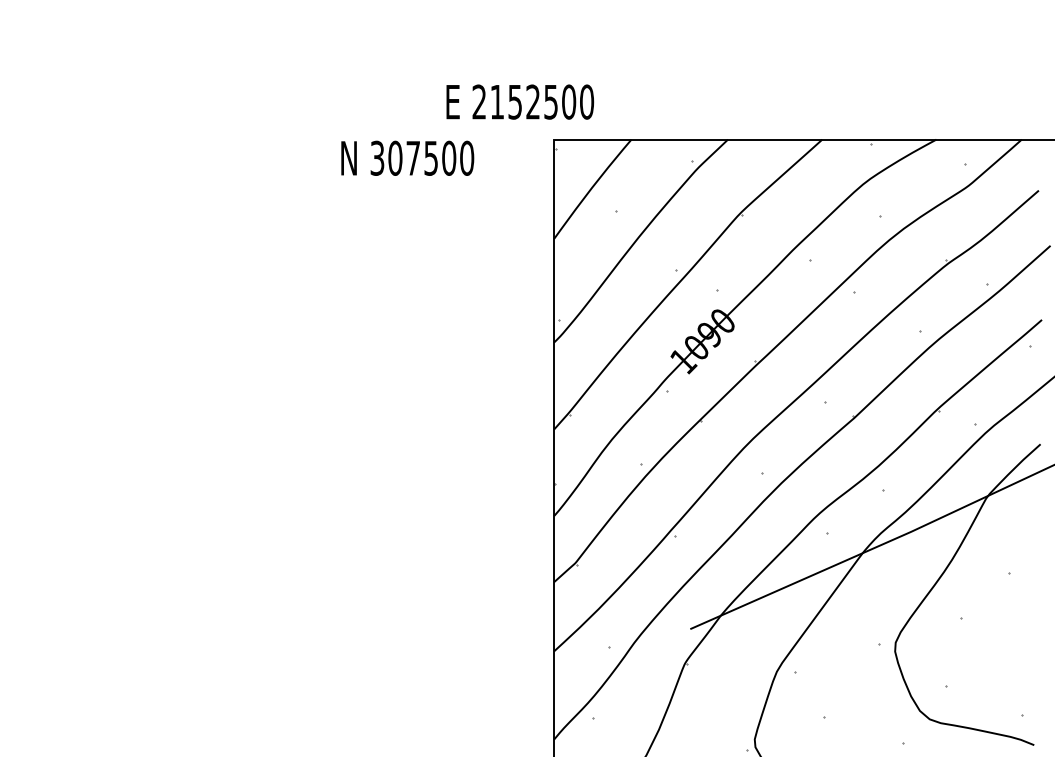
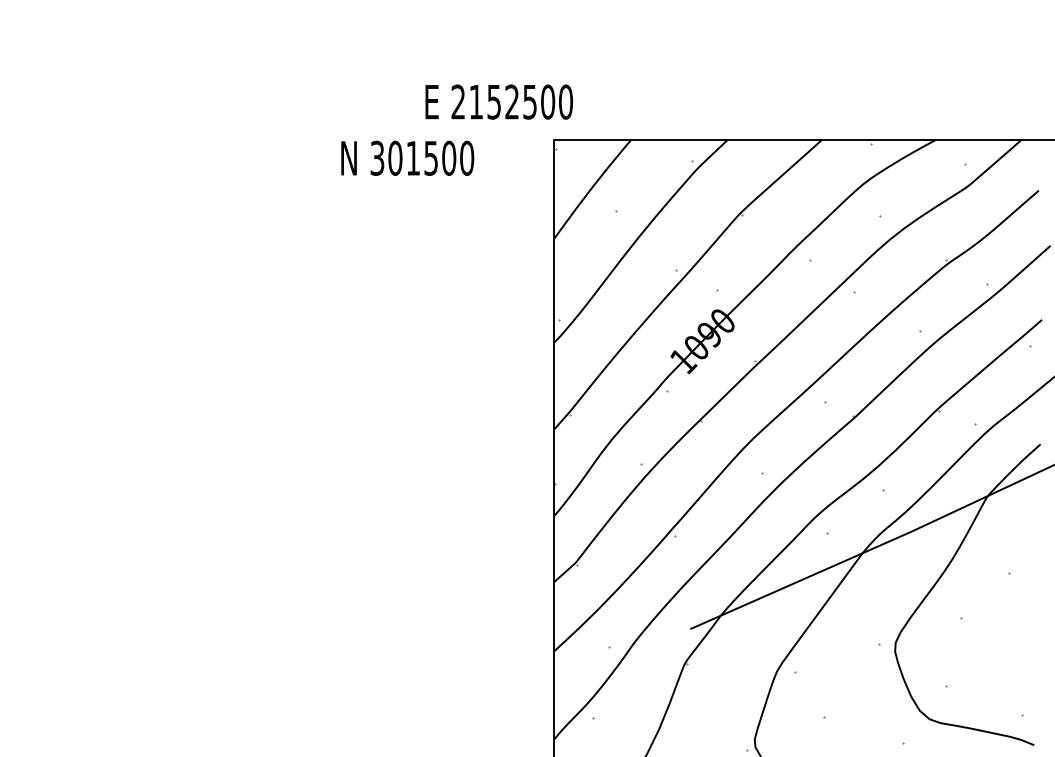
text position: (520, 101) -> (499, 101) (499, 101)
text: 307500 -> 301500 (412, 158)
